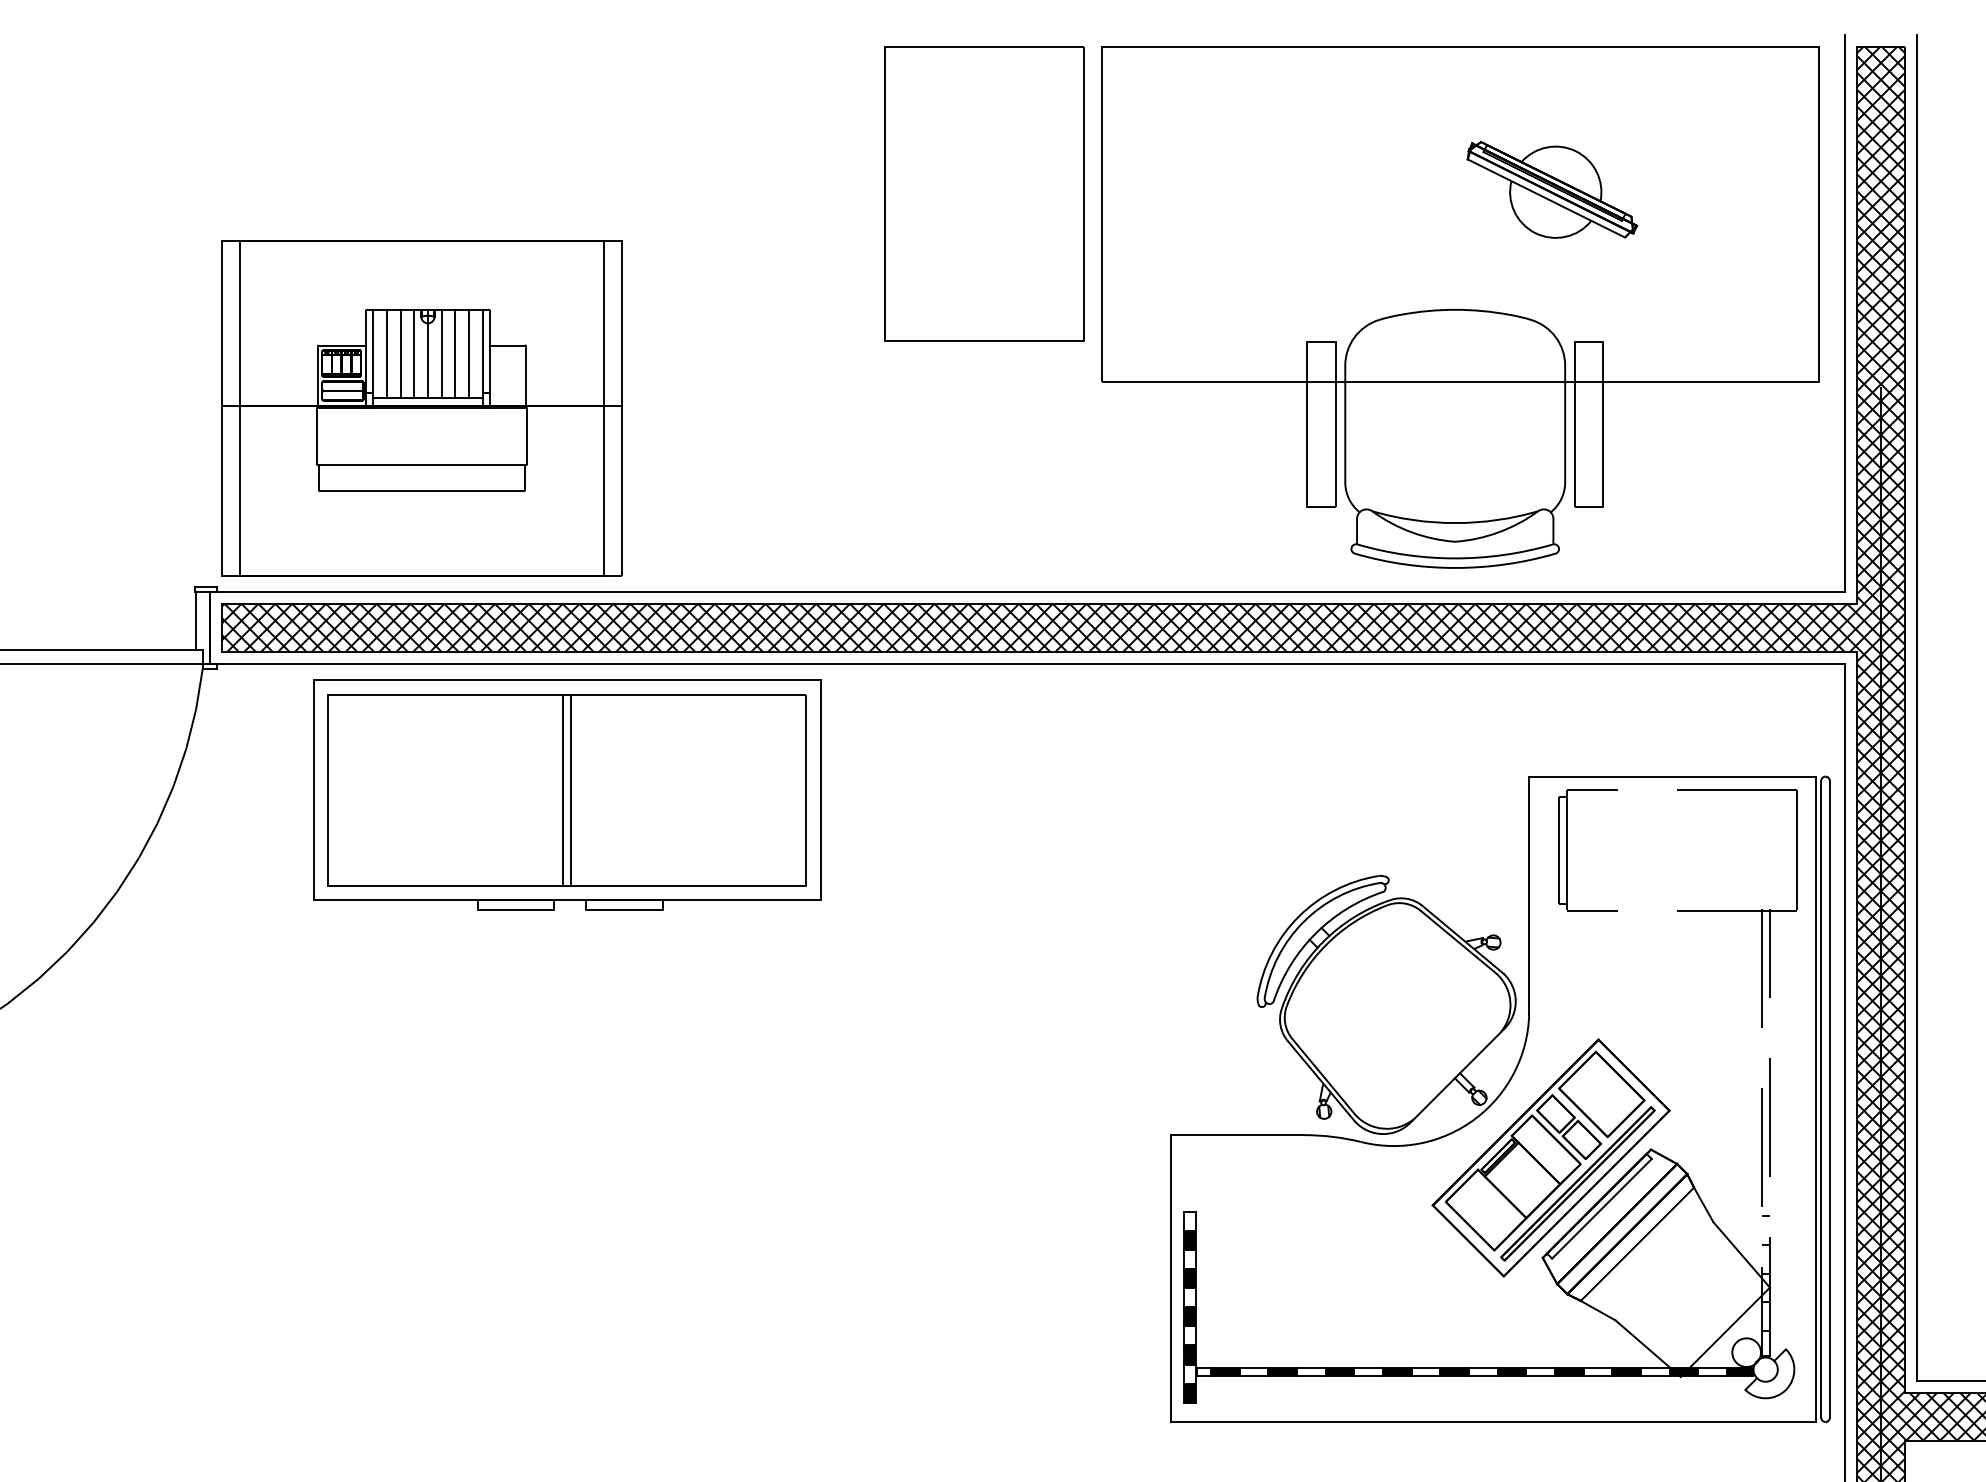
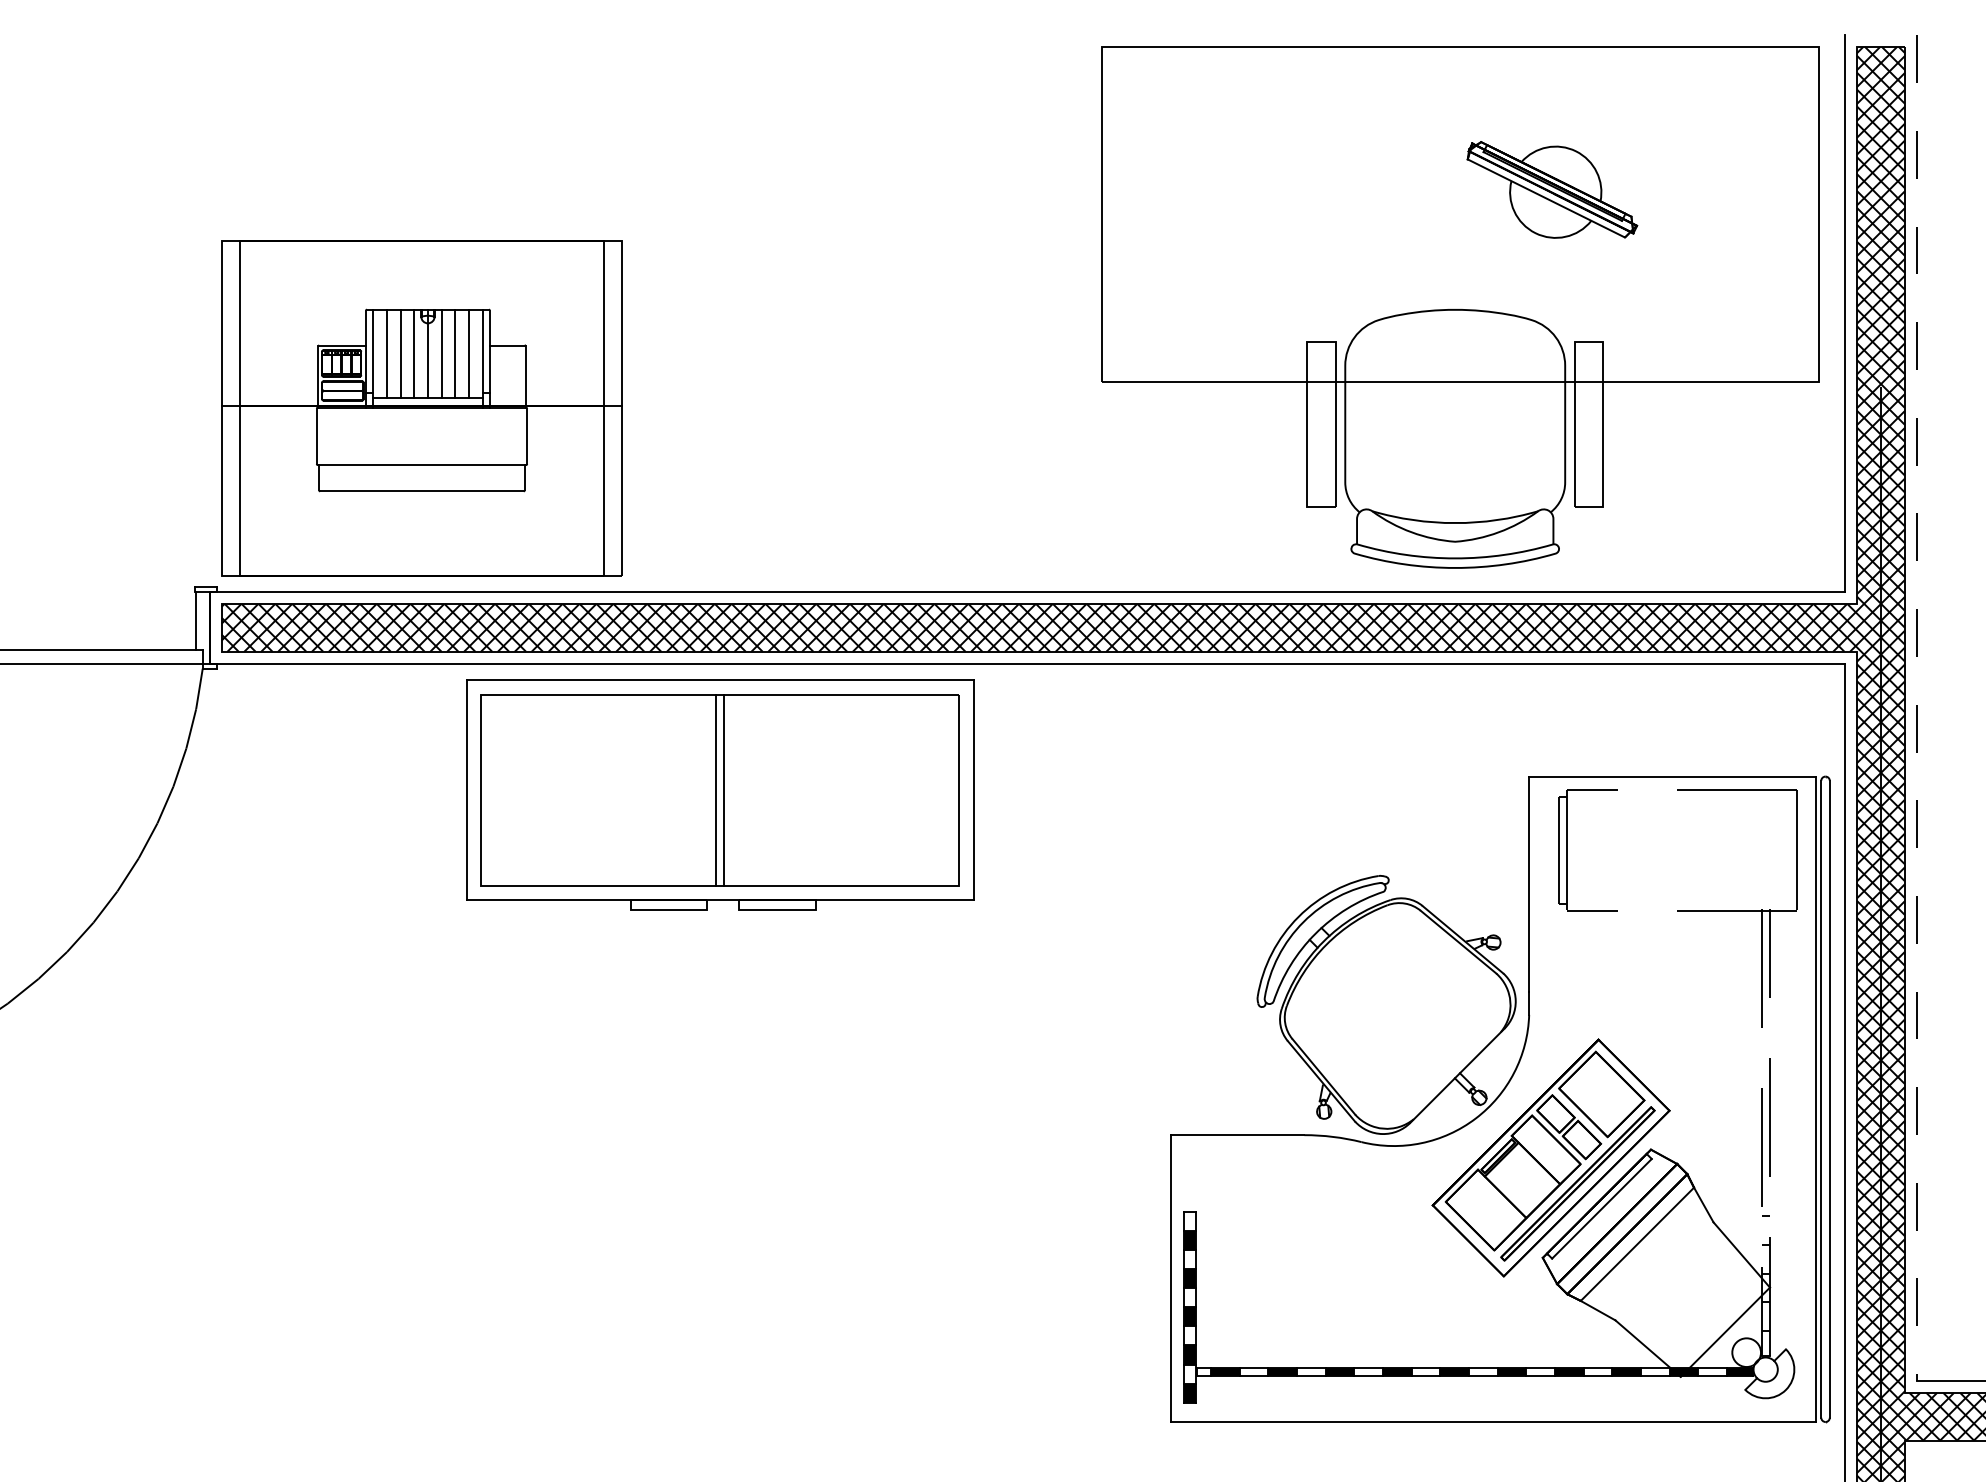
part: present -> none (984, 193)
line: solid -> dashed (1916, 708)
part position: (567, 794) -> (720, 794) (720, 794)
